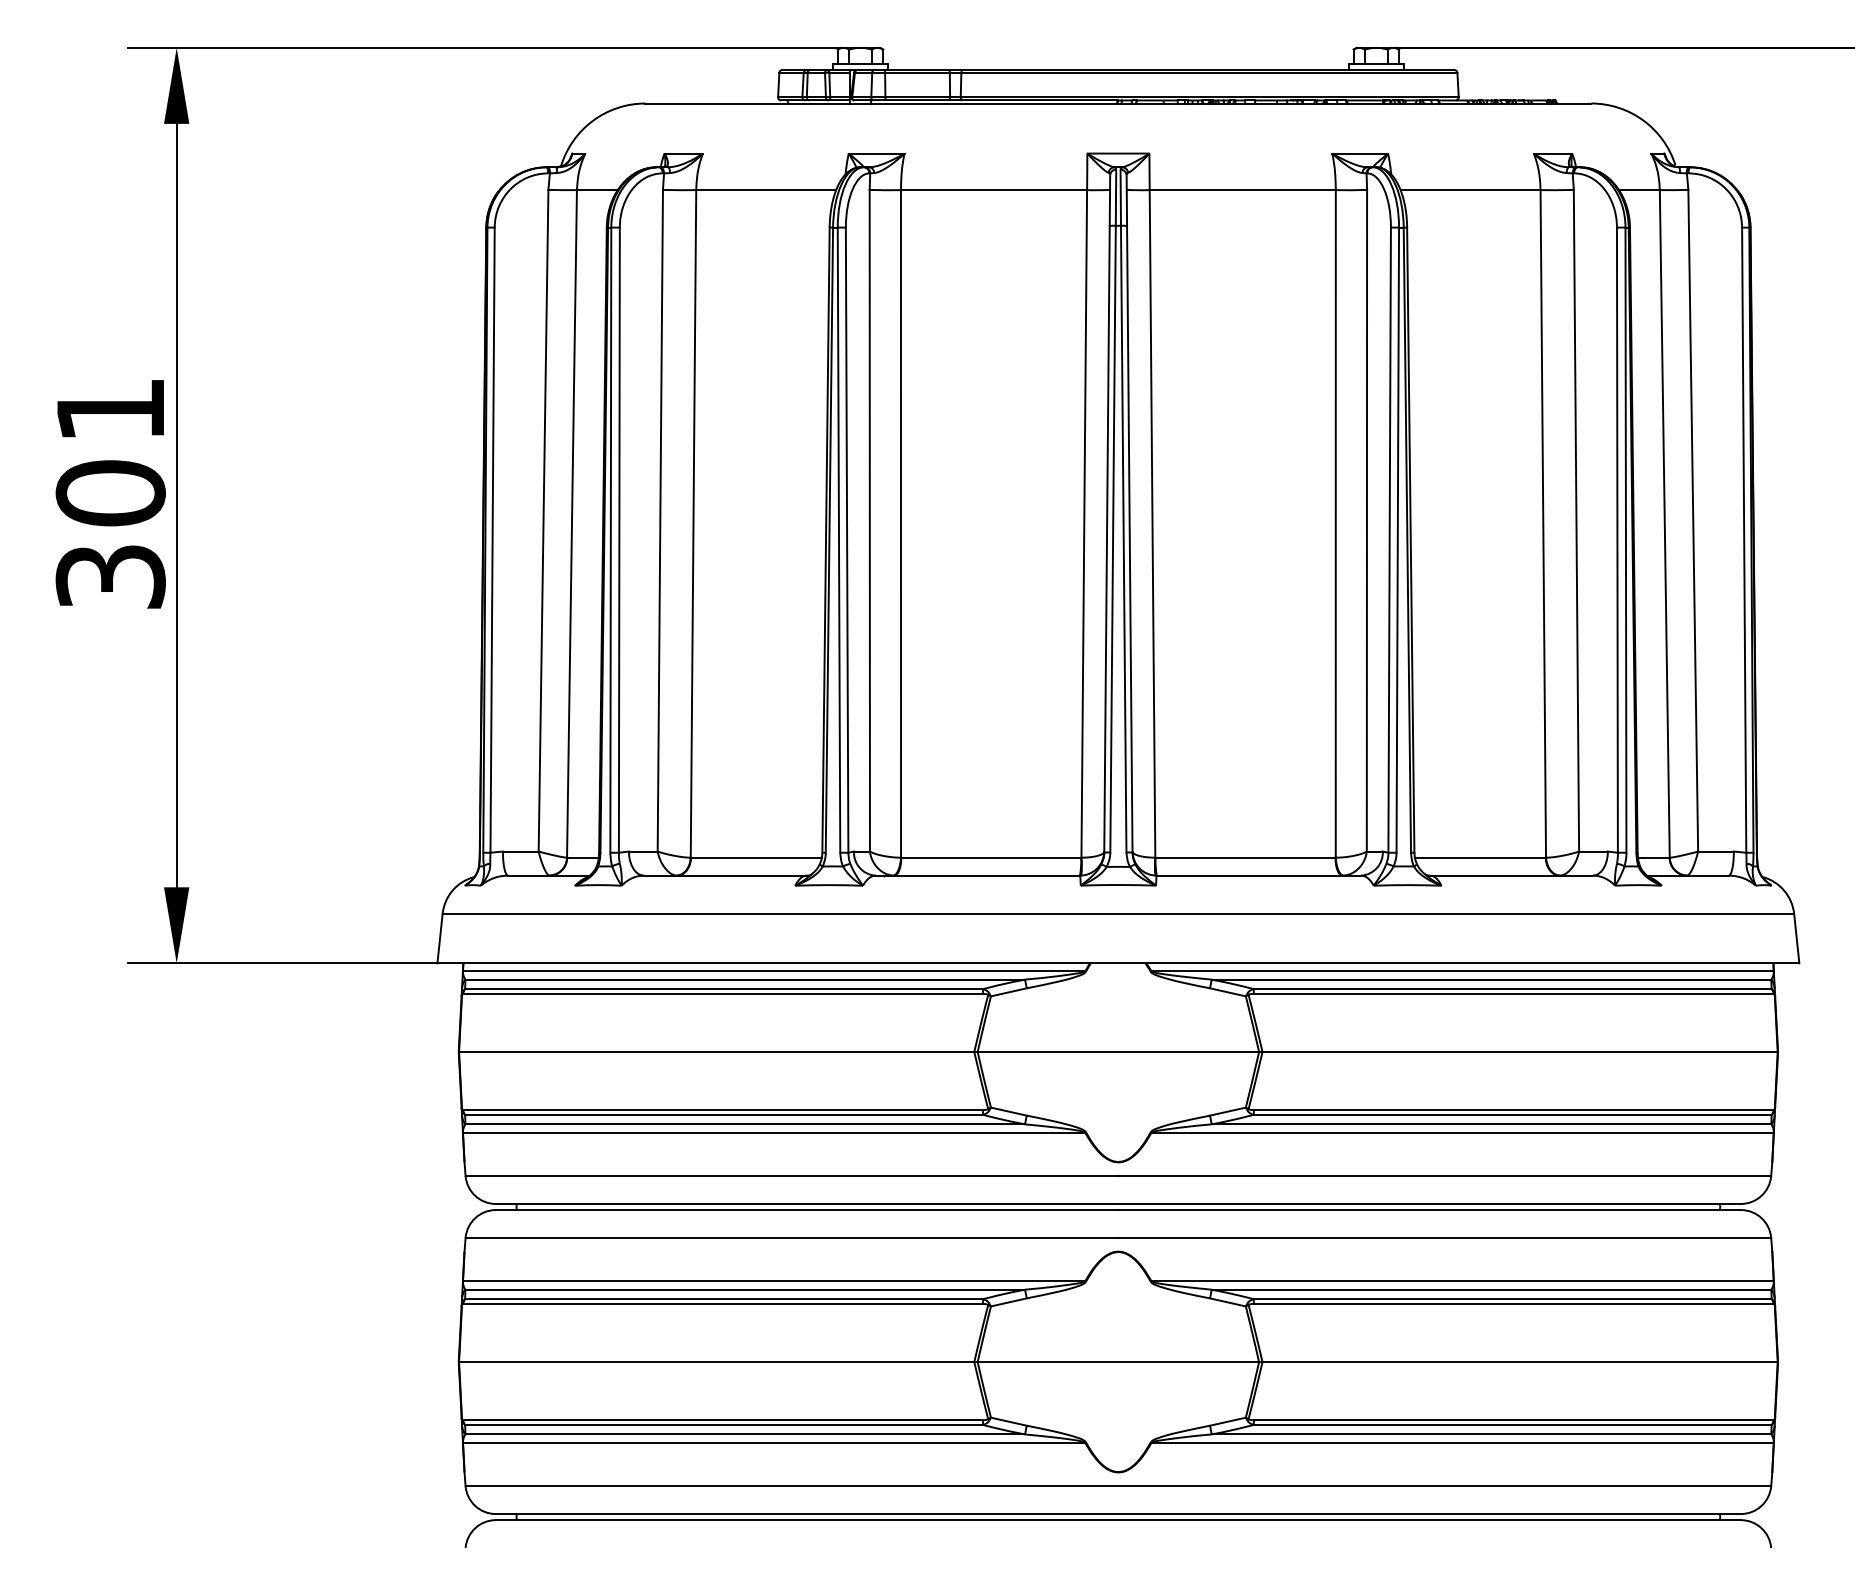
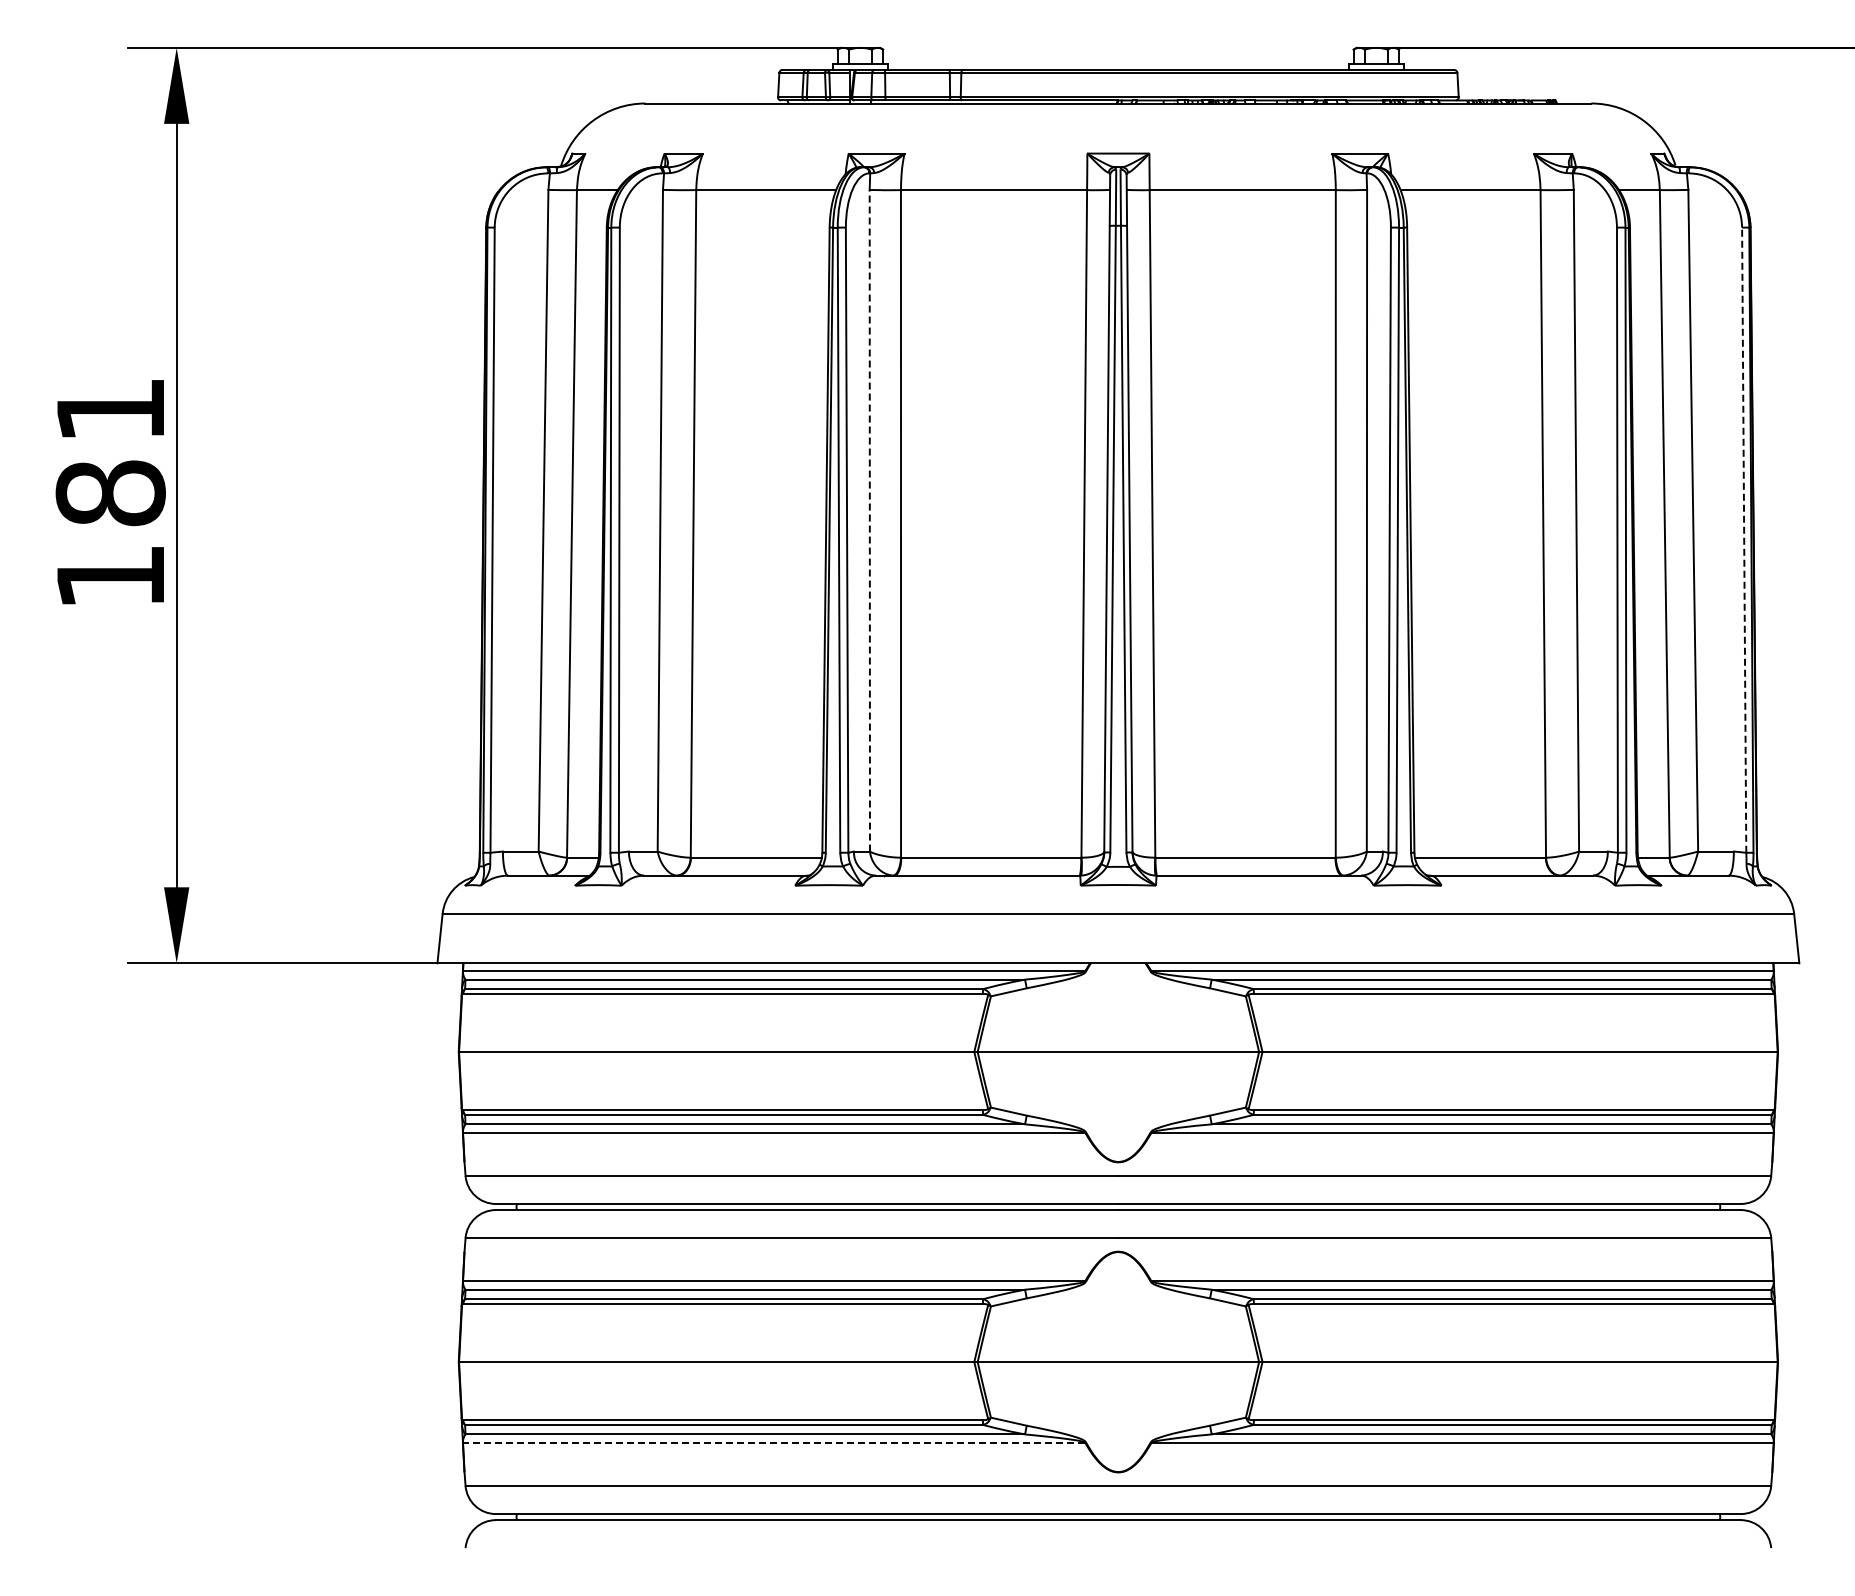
line: solid -> dashed (869, 520)
text: 301 -> 181 (110, 534)
line: solid -> dashed (1744, 540)
line: solid -> dashed (773, 1442)
